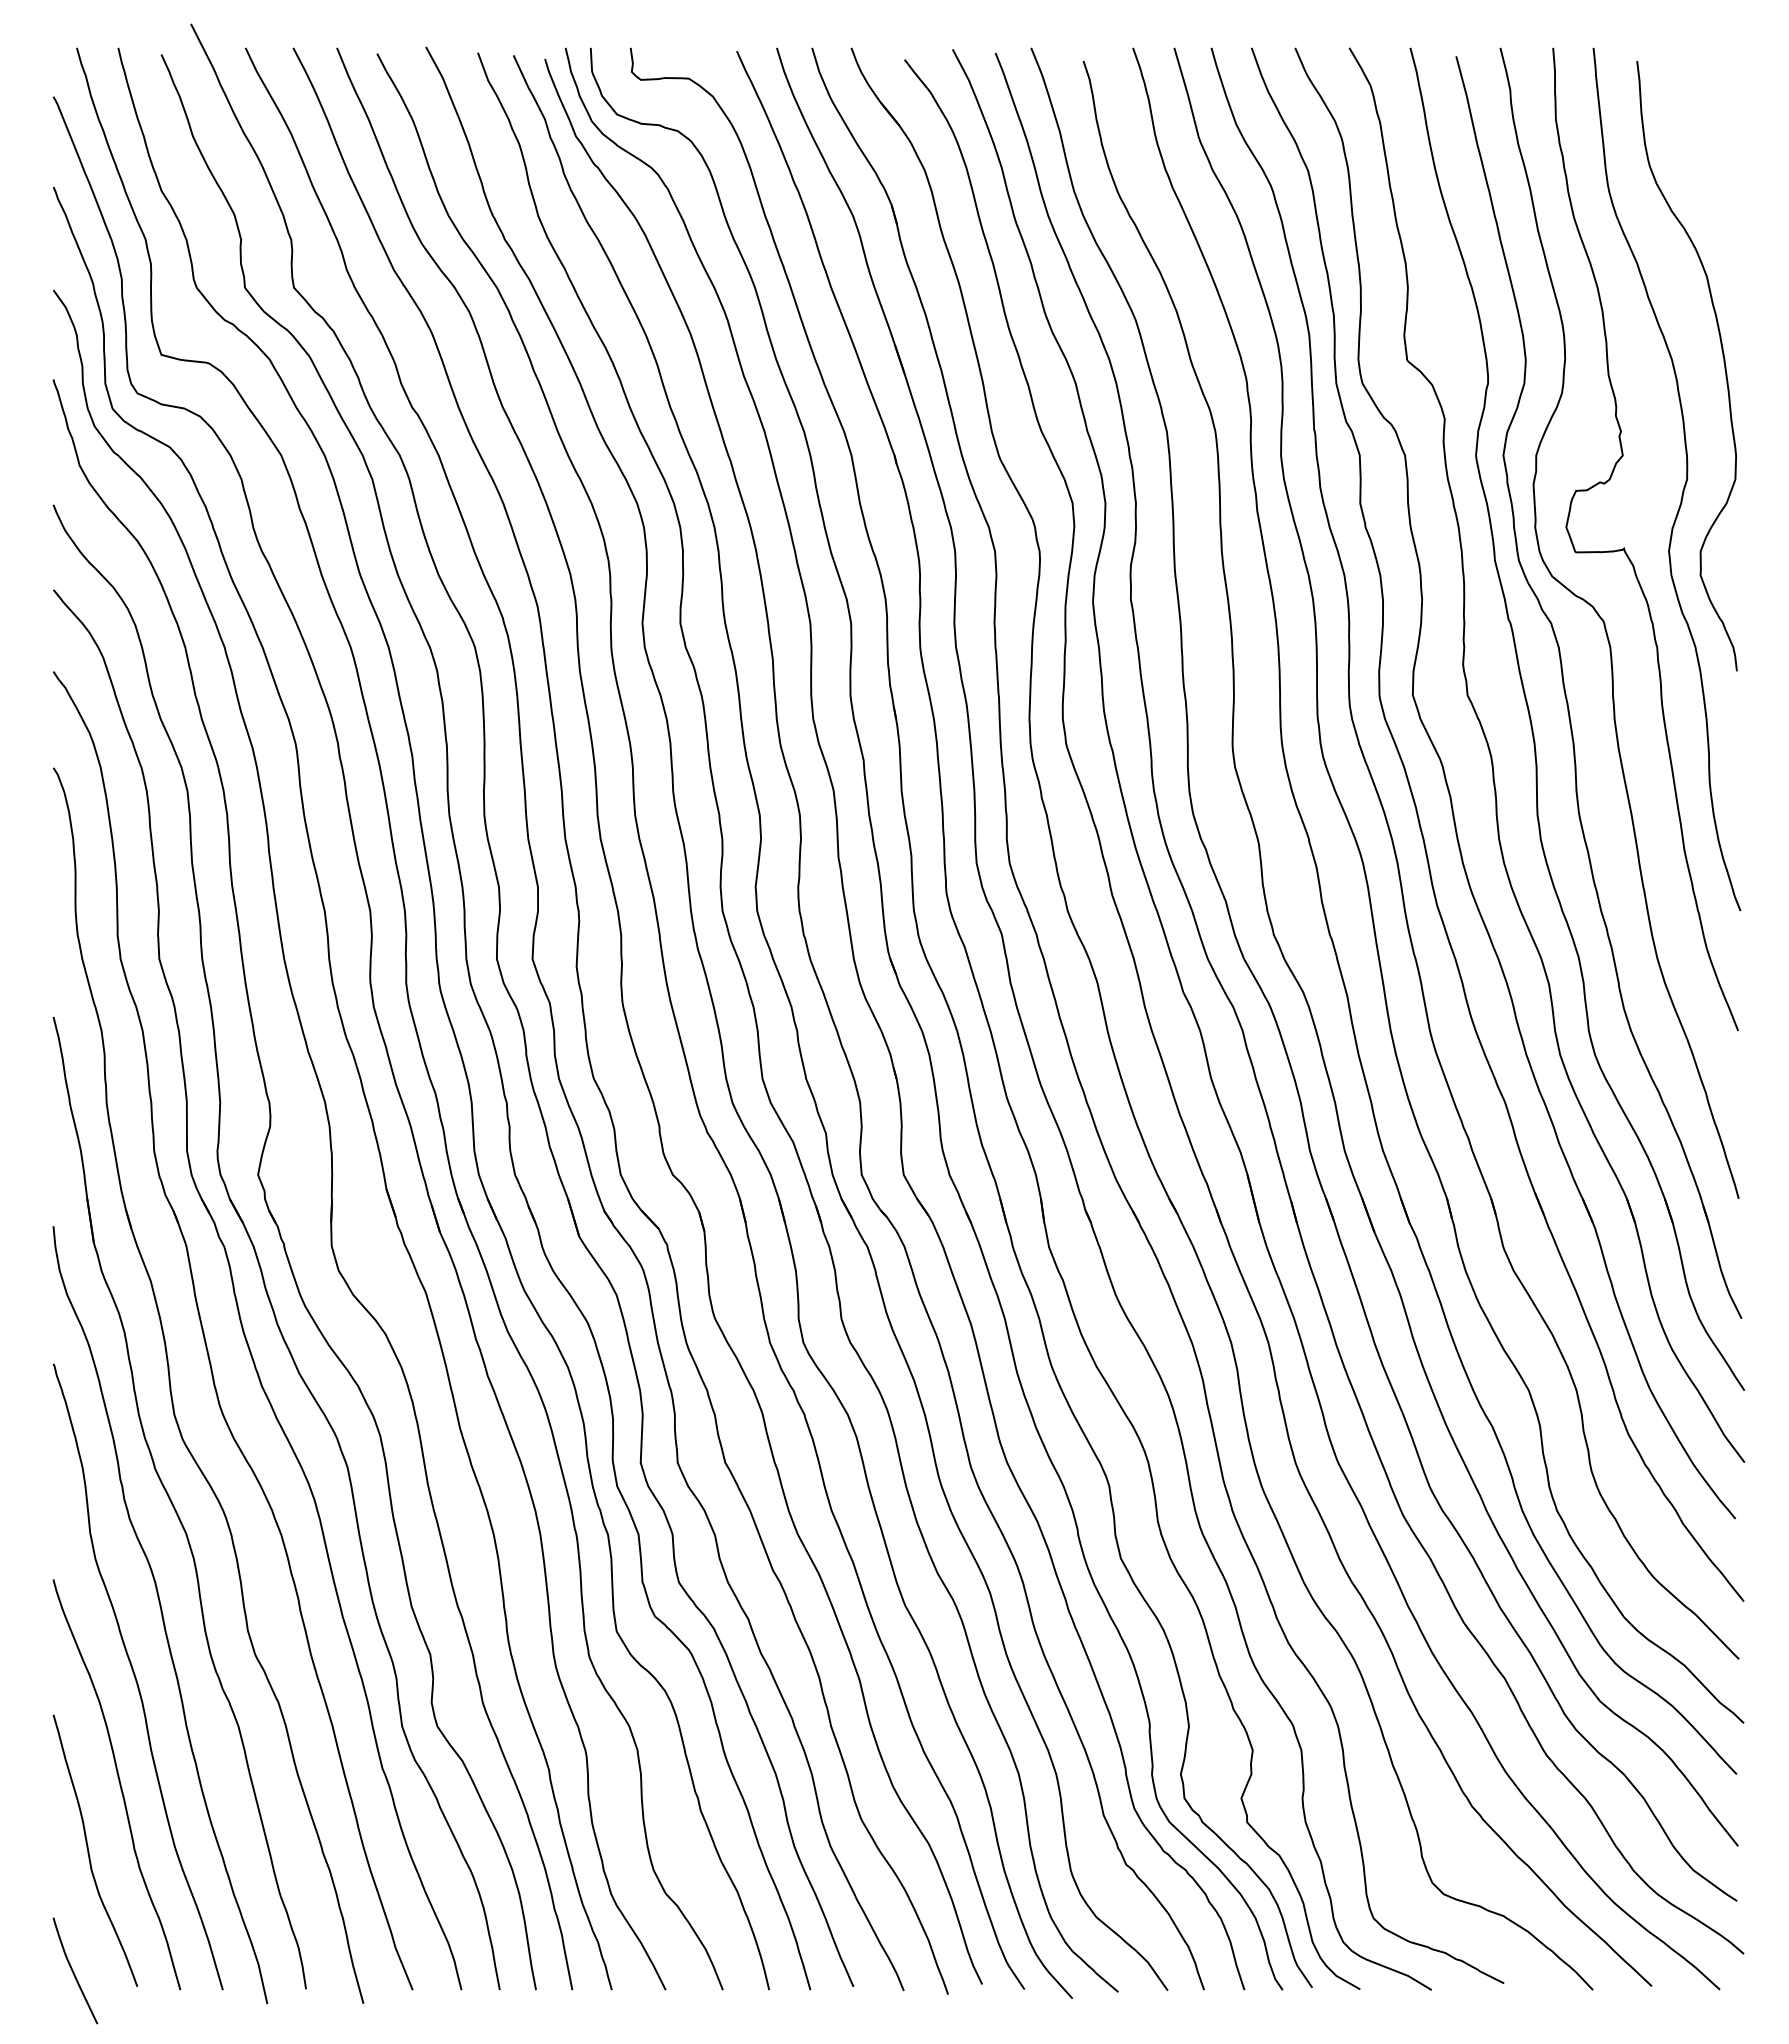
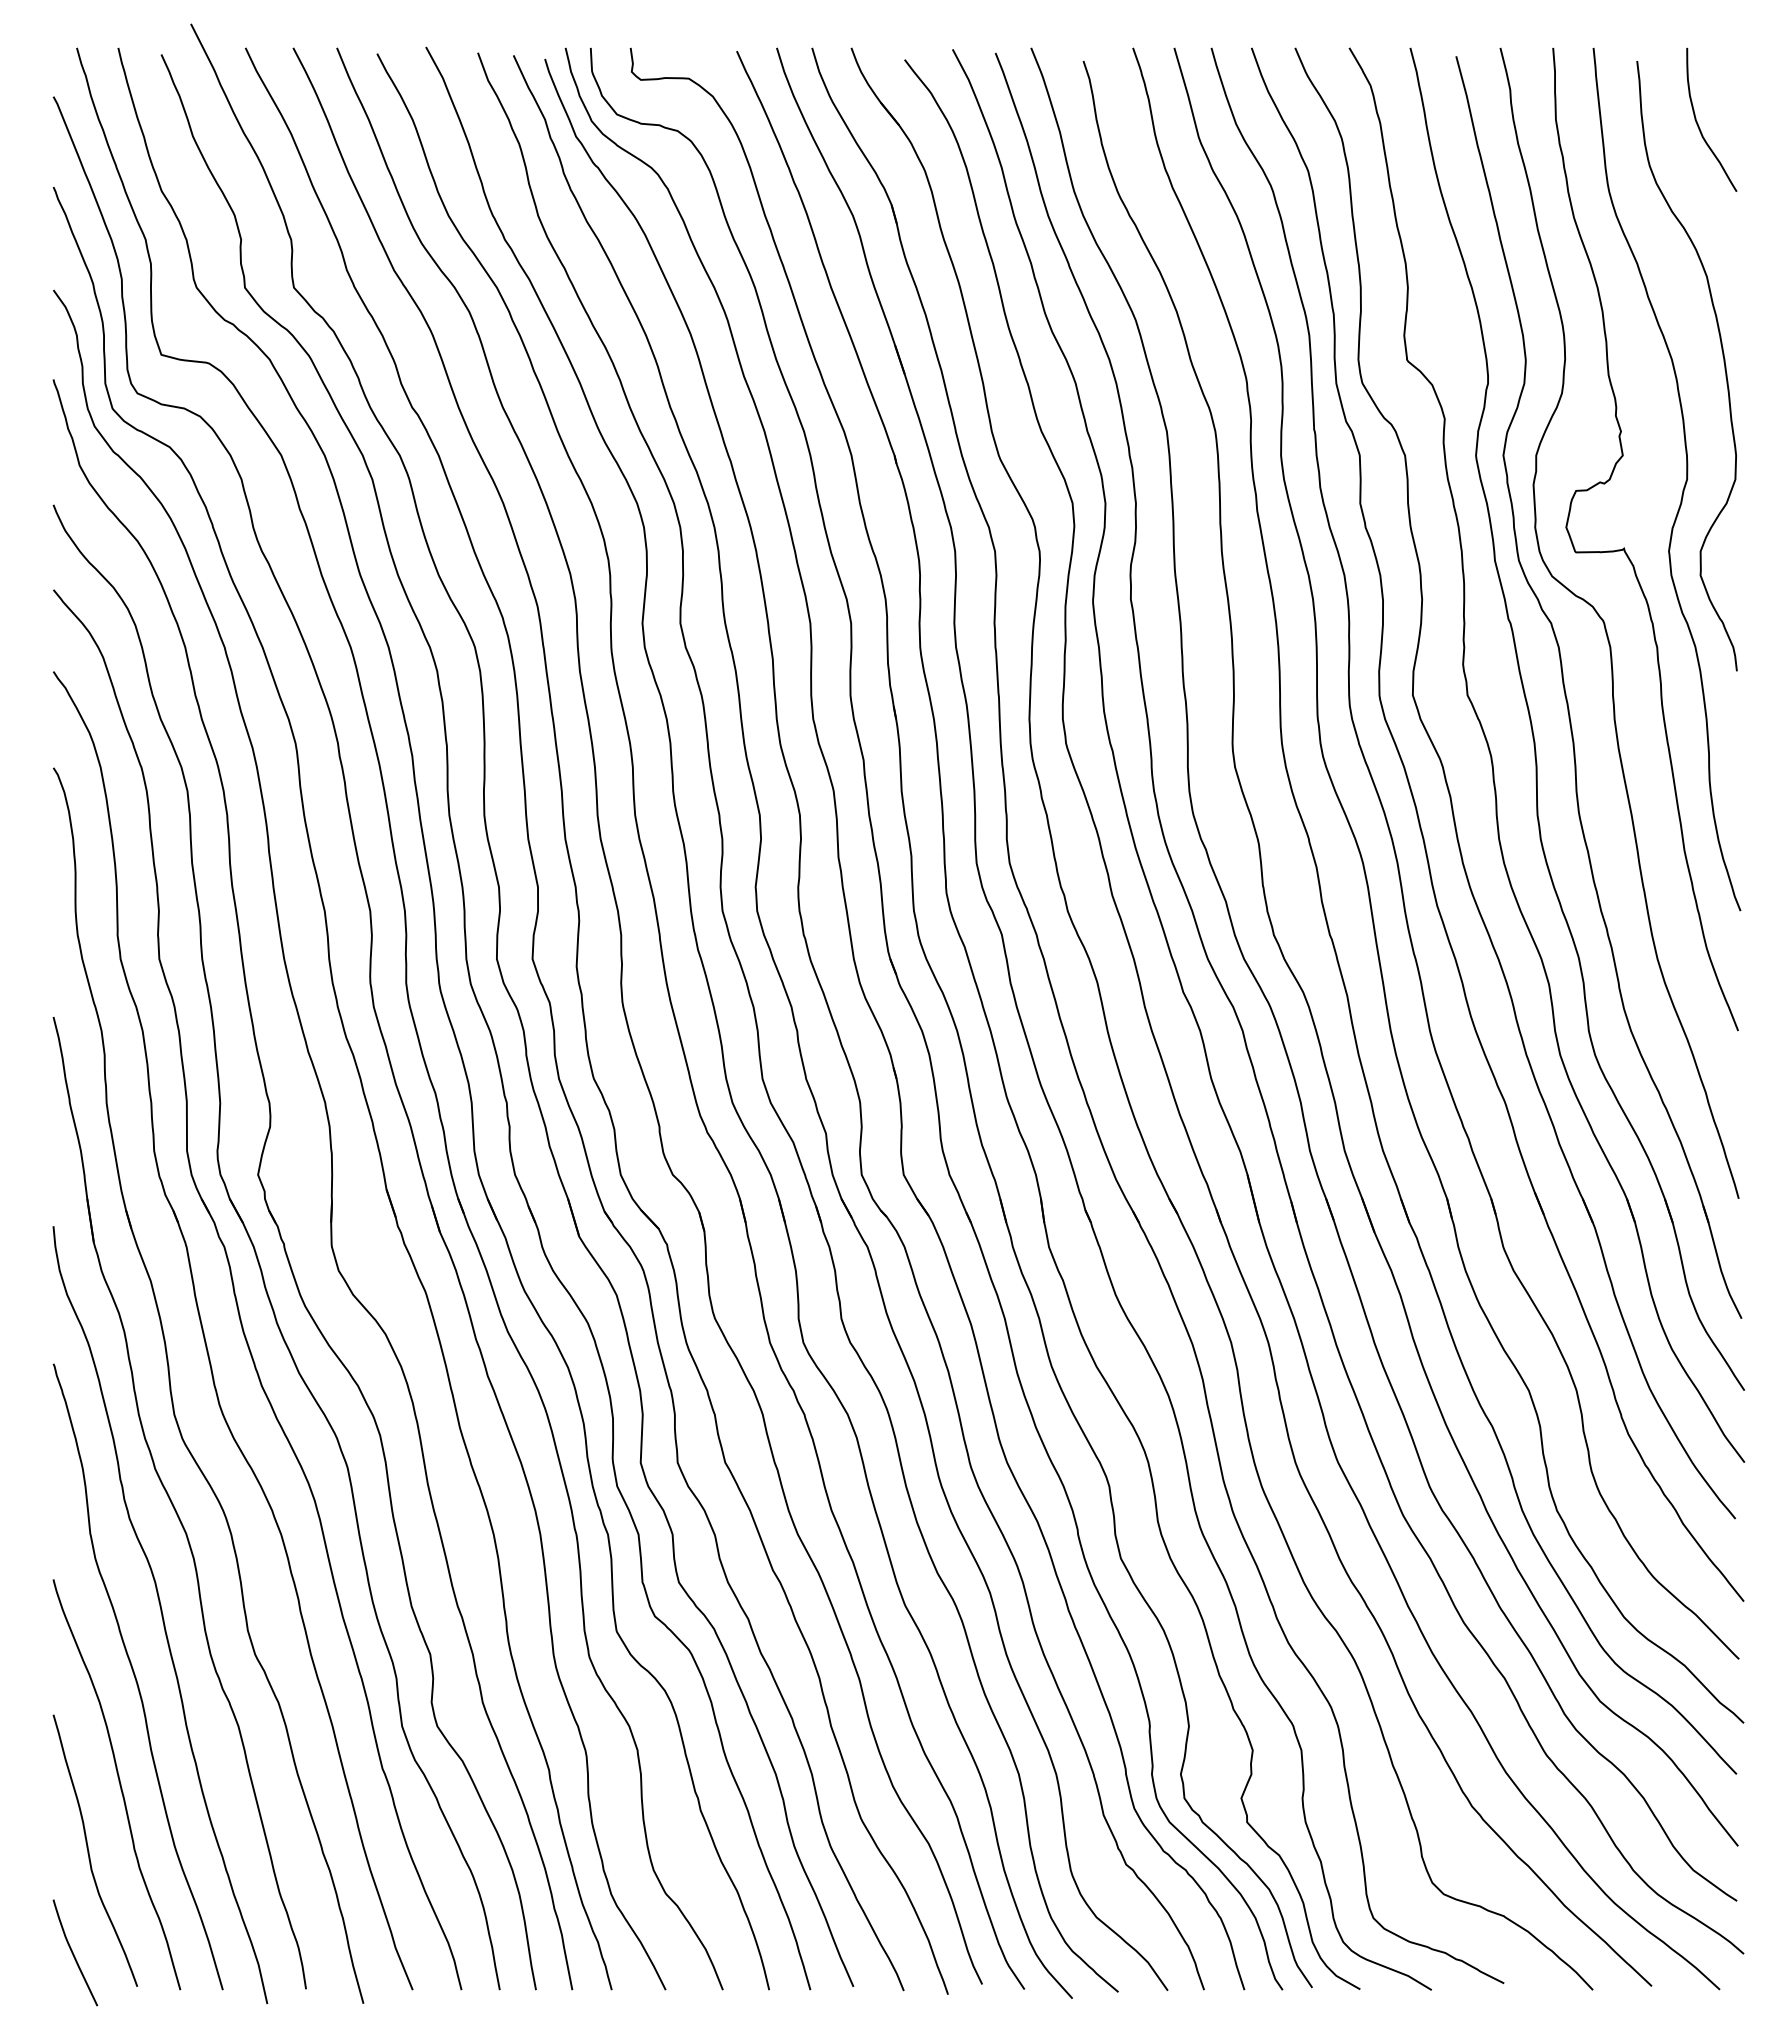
curve: none -> present (1698, 123)
curve position: (73, 1970) -> (73, 1952) (73, 1952)
